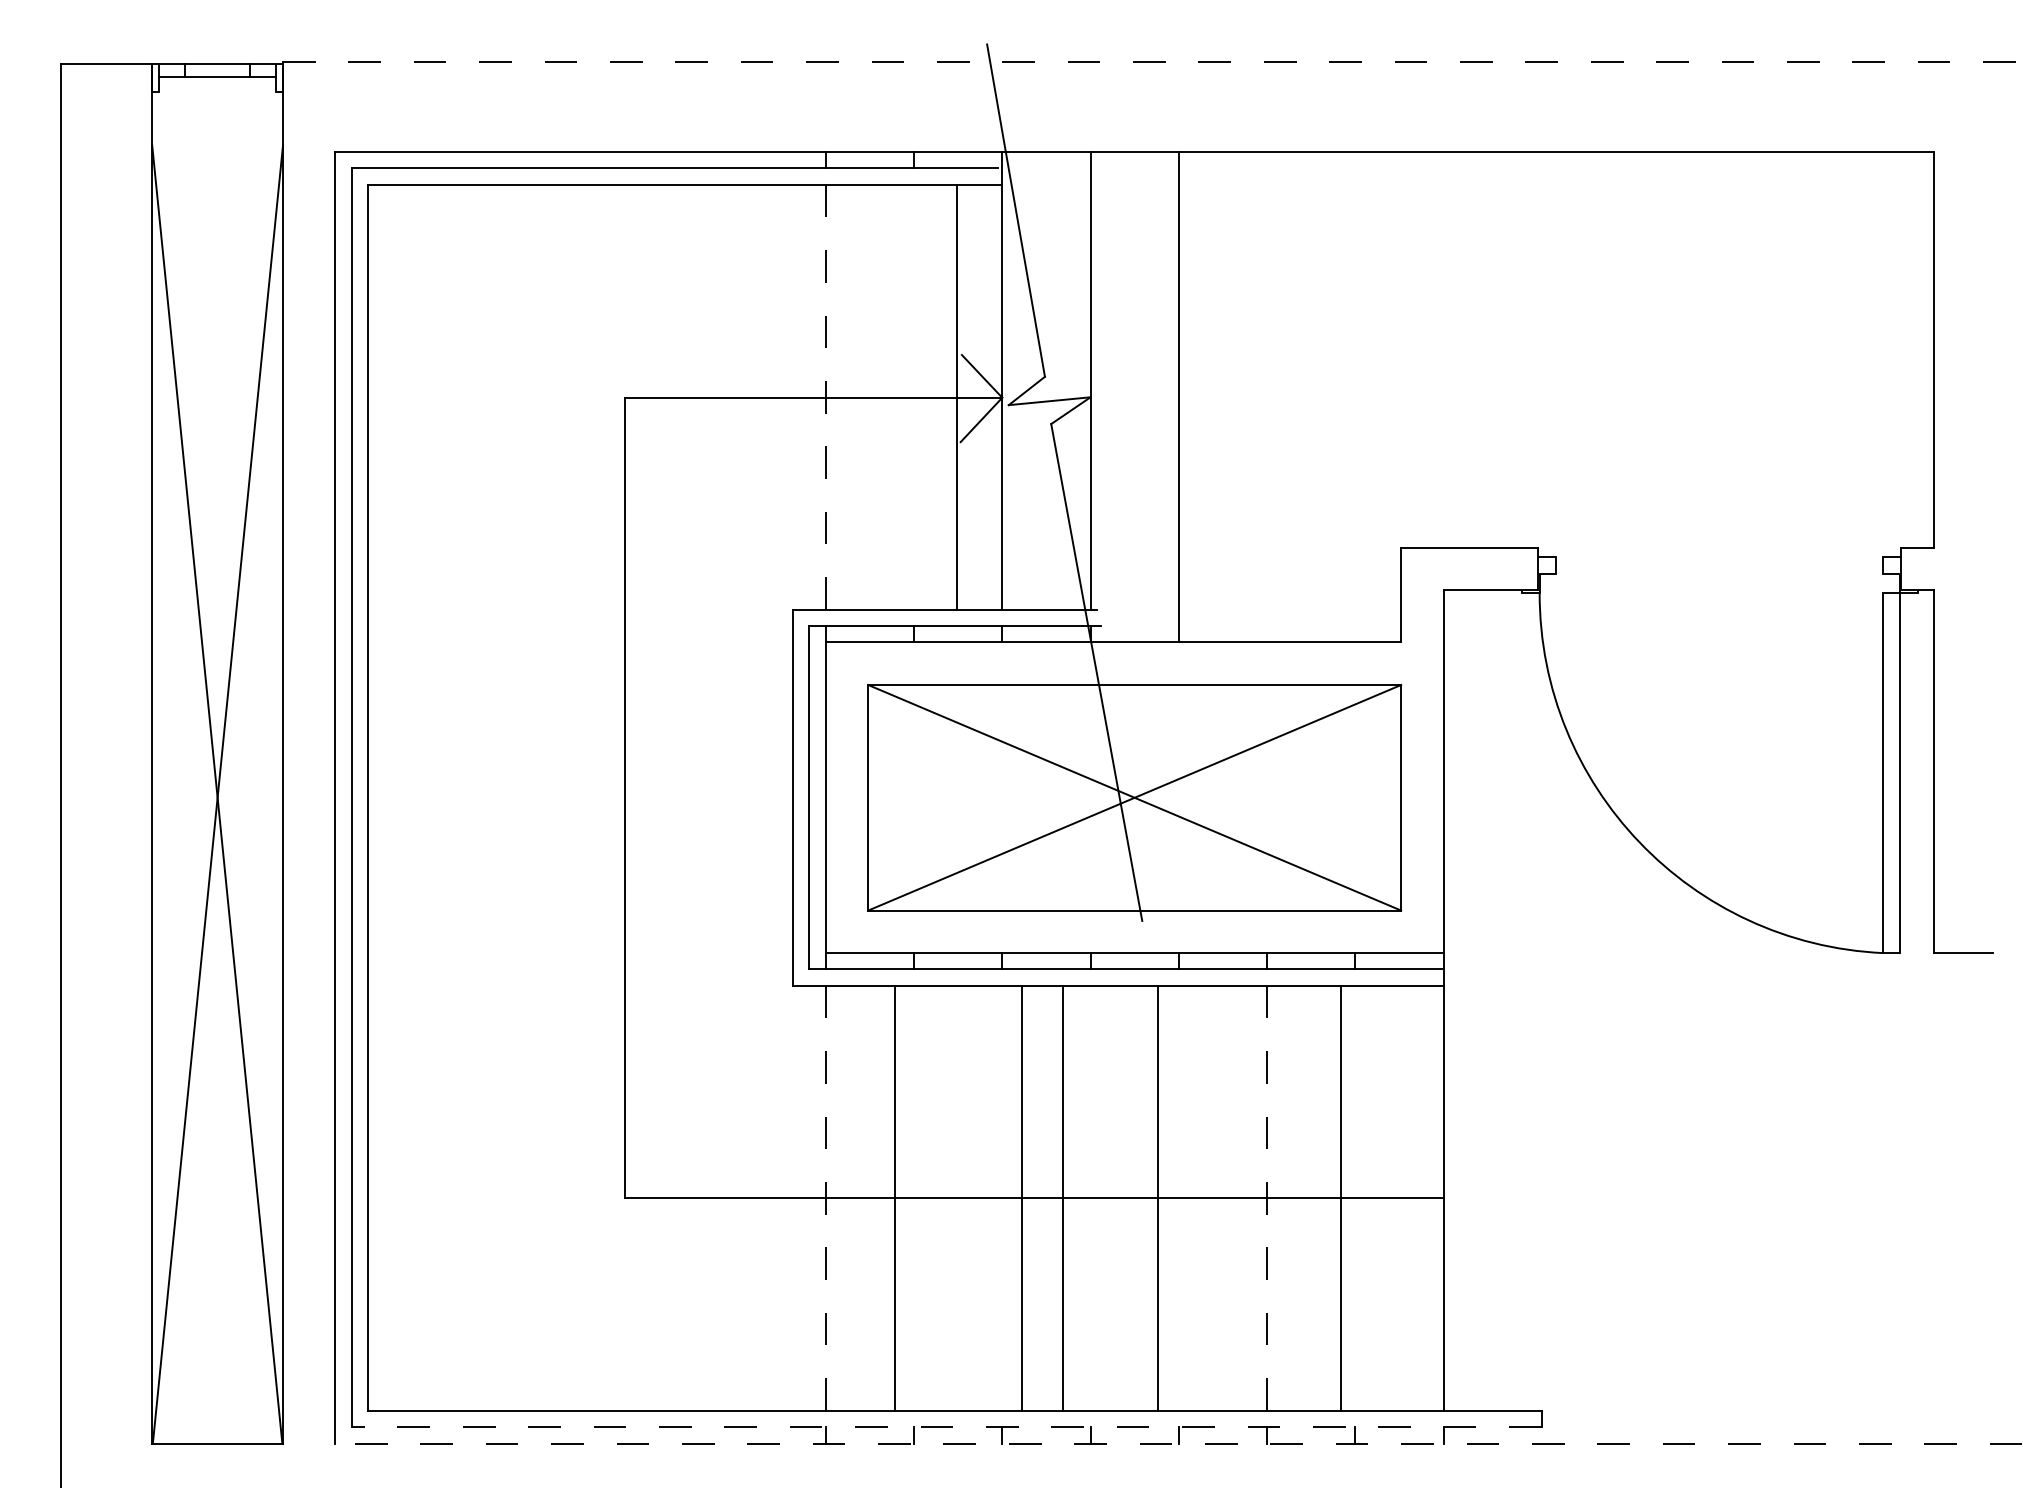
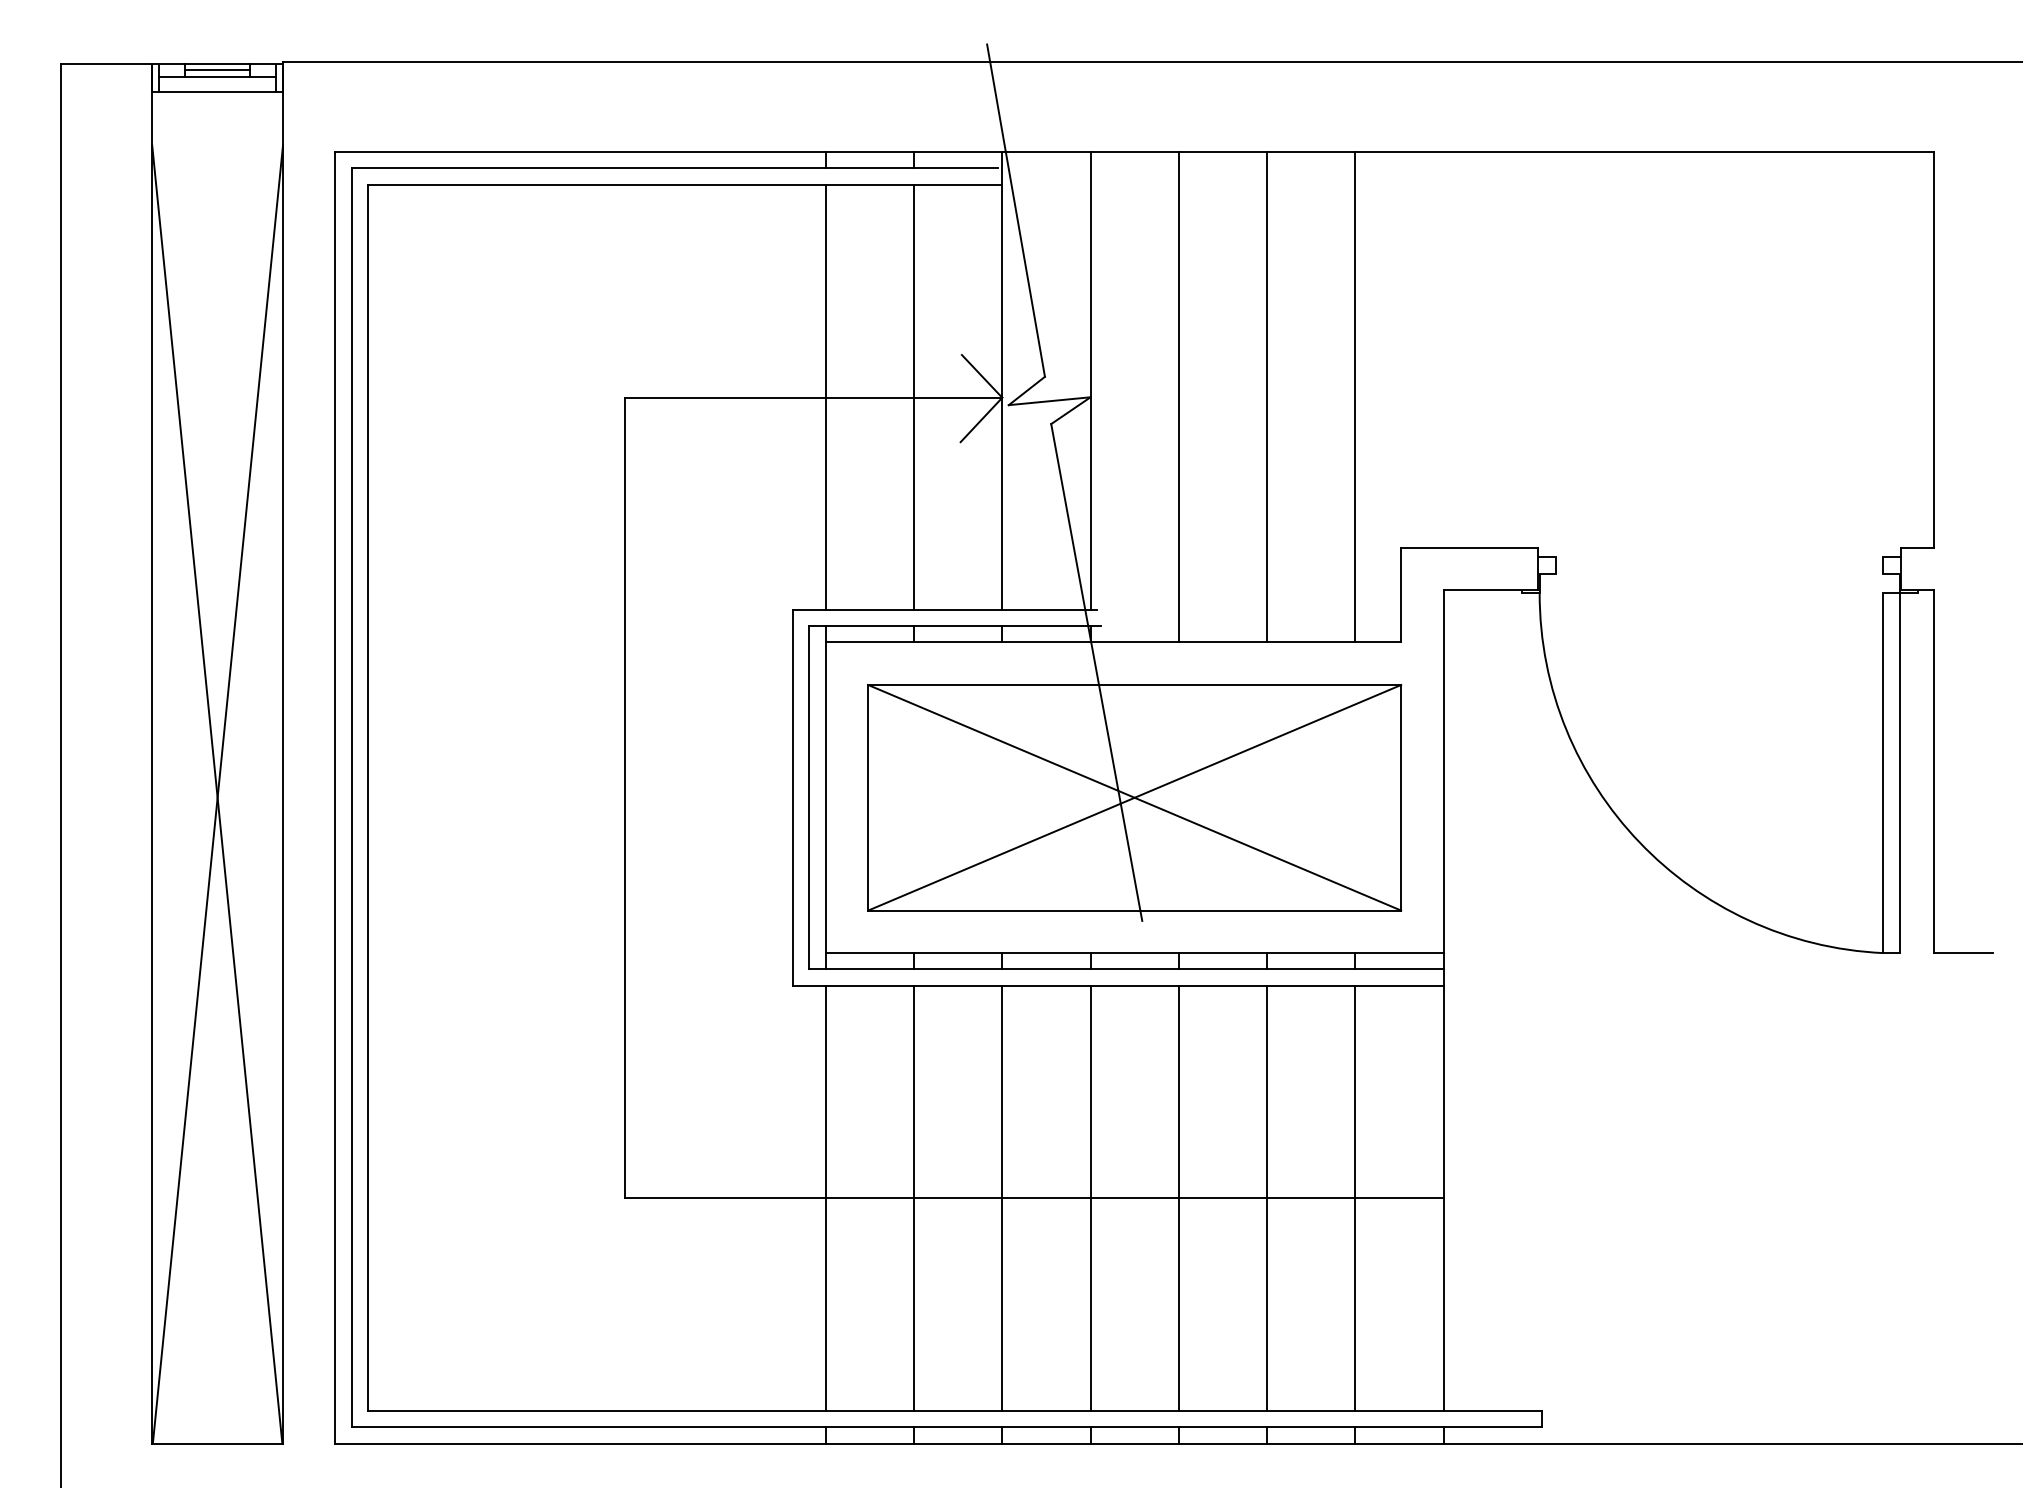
line: dashed -> solid (1153, 62)
line: none -> present (217, 70)
line: none -> present (217, 91)
line position: (957, 396) -> (914, 396) (914, 396)
line: dashed -> solid (825, 397)
line: none -> present (1267, 397)
line: none -> present (1355, 397)
line position: (895, 1197) -> (914, 1197) (914, 1197)
line position: (1022, 1197) -> (1002, 1197) (1002, 1197)
line position: (1062, 1197) -> (1090, 1197) (1090, 1197)
line position: (1157, 1197) -> (1178, 1197) (1178, 1197)
line position: (1341, 1197) -> (1355, 1197) (1355, 1197)
line: dashed -> solid (825, 1198)
line: dashed -> solid (1267, 1198)
line: dashed -> solid (946, 1427)
line: dashed -> solid (1178, 1443)
